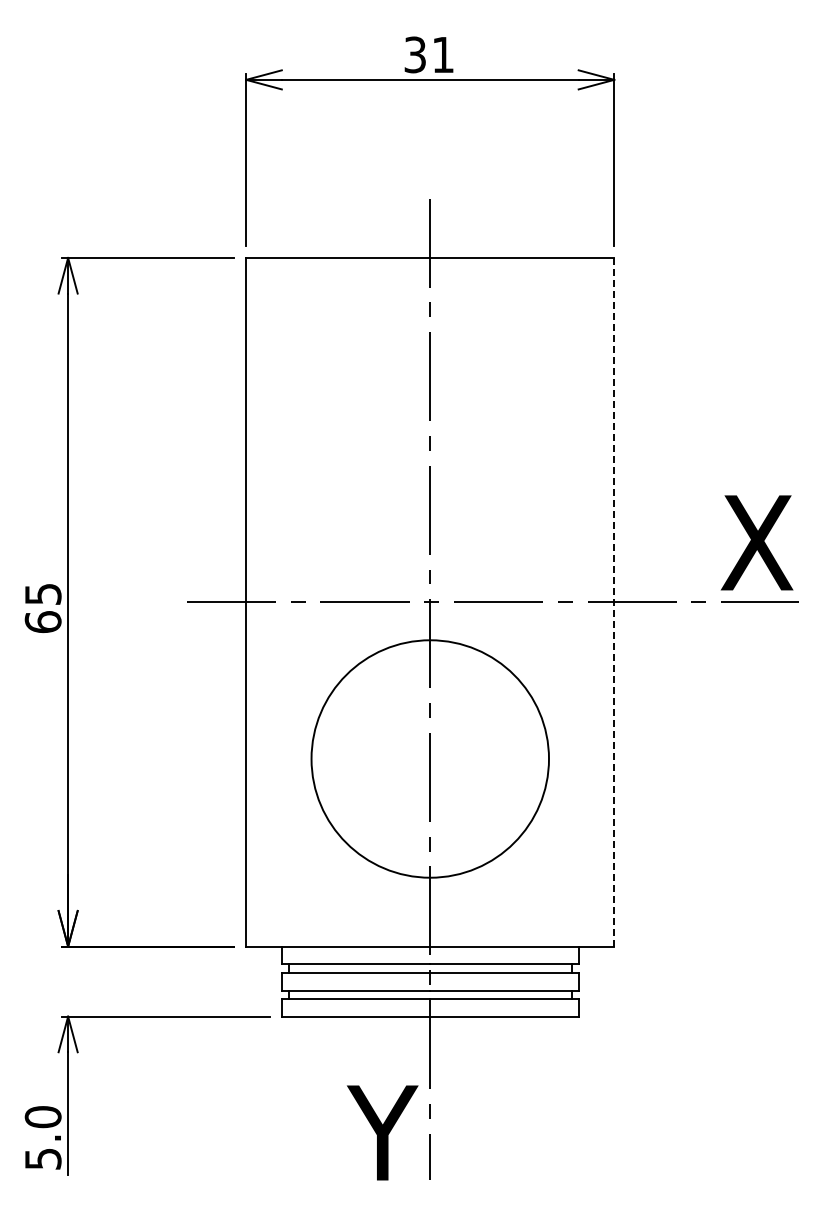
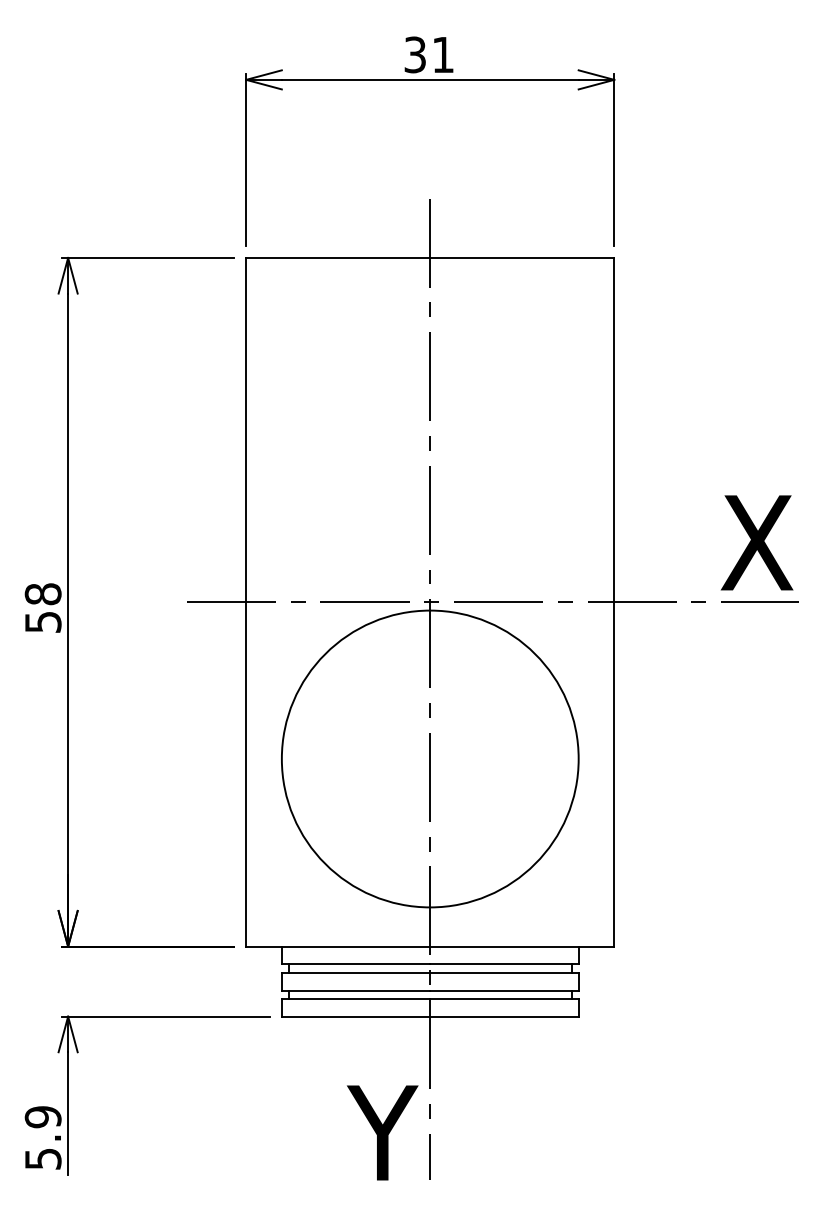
line: dashed -> solid (614, 602)
text: 65 -> 58 (42, 608)
circle diameter: 237 px -> 297 px (429, 758)
text: 5.0 -> 5.9 (43, 1117)
